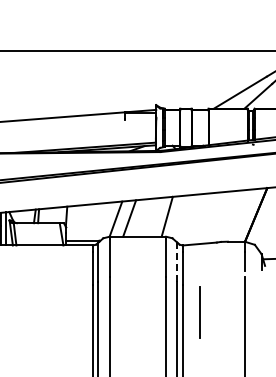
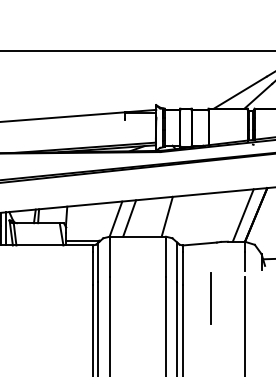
line: none -> present (242, 215)
line: dashed -> solid (177, 262)
line position: (199, 312) -> (210, 298) (210, 298)
